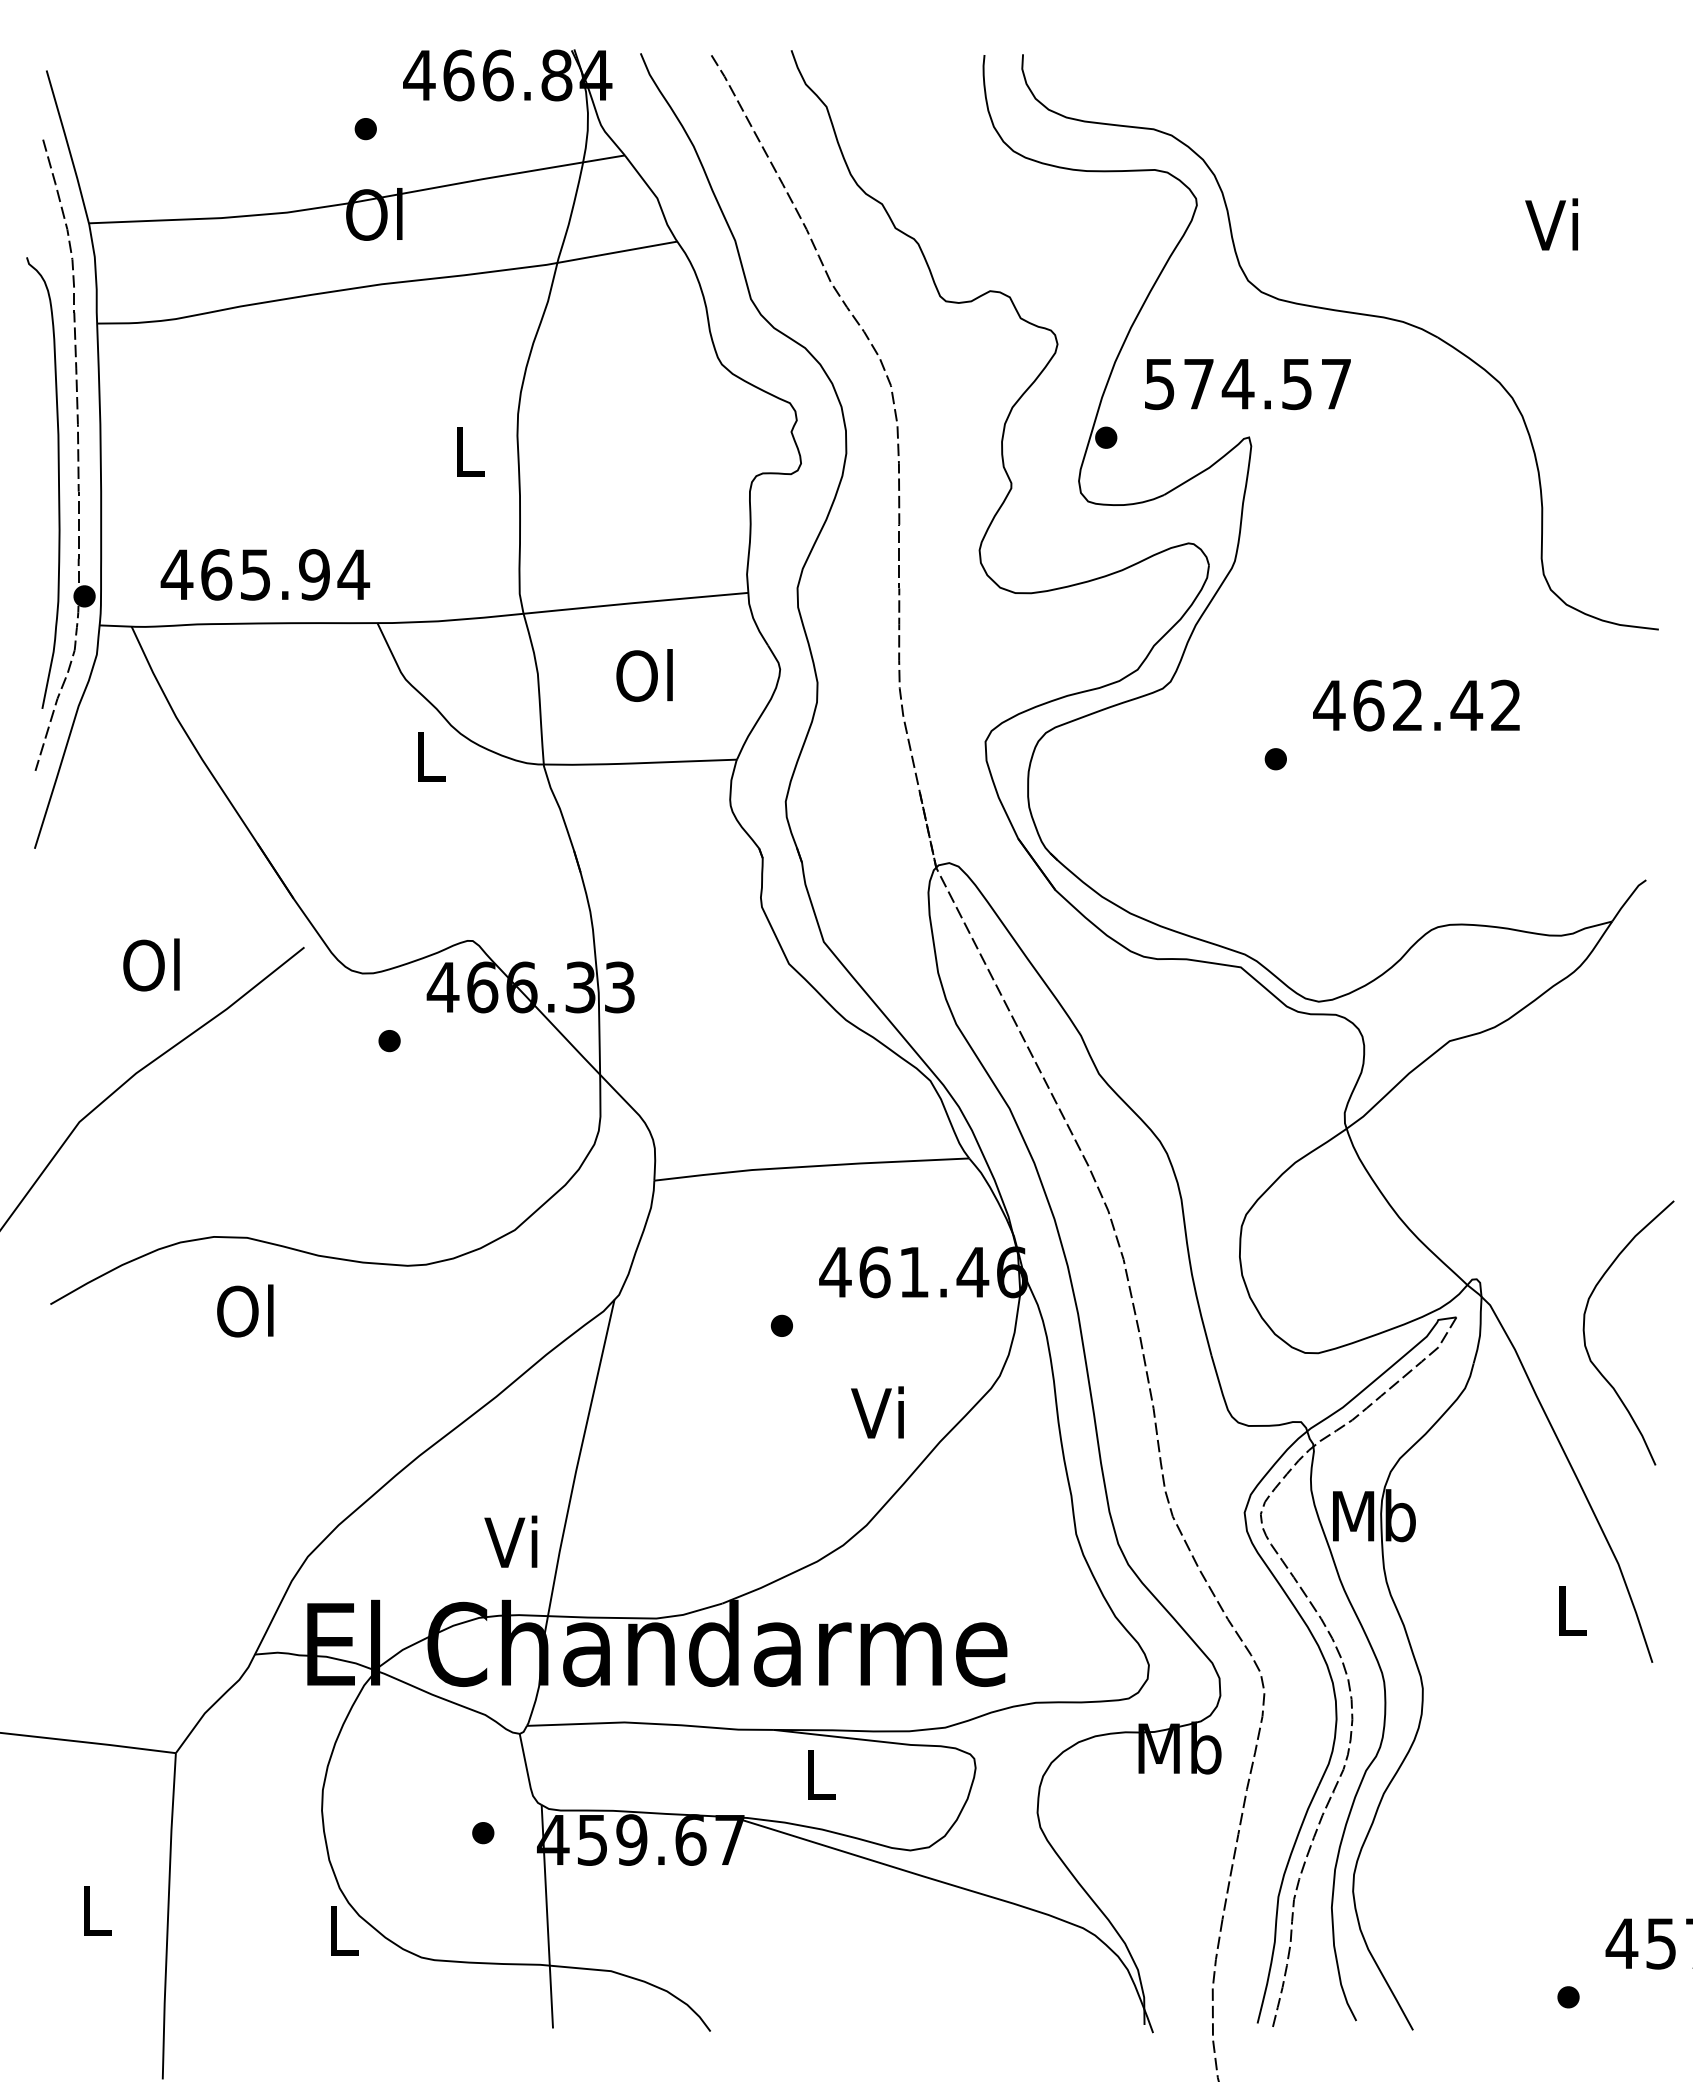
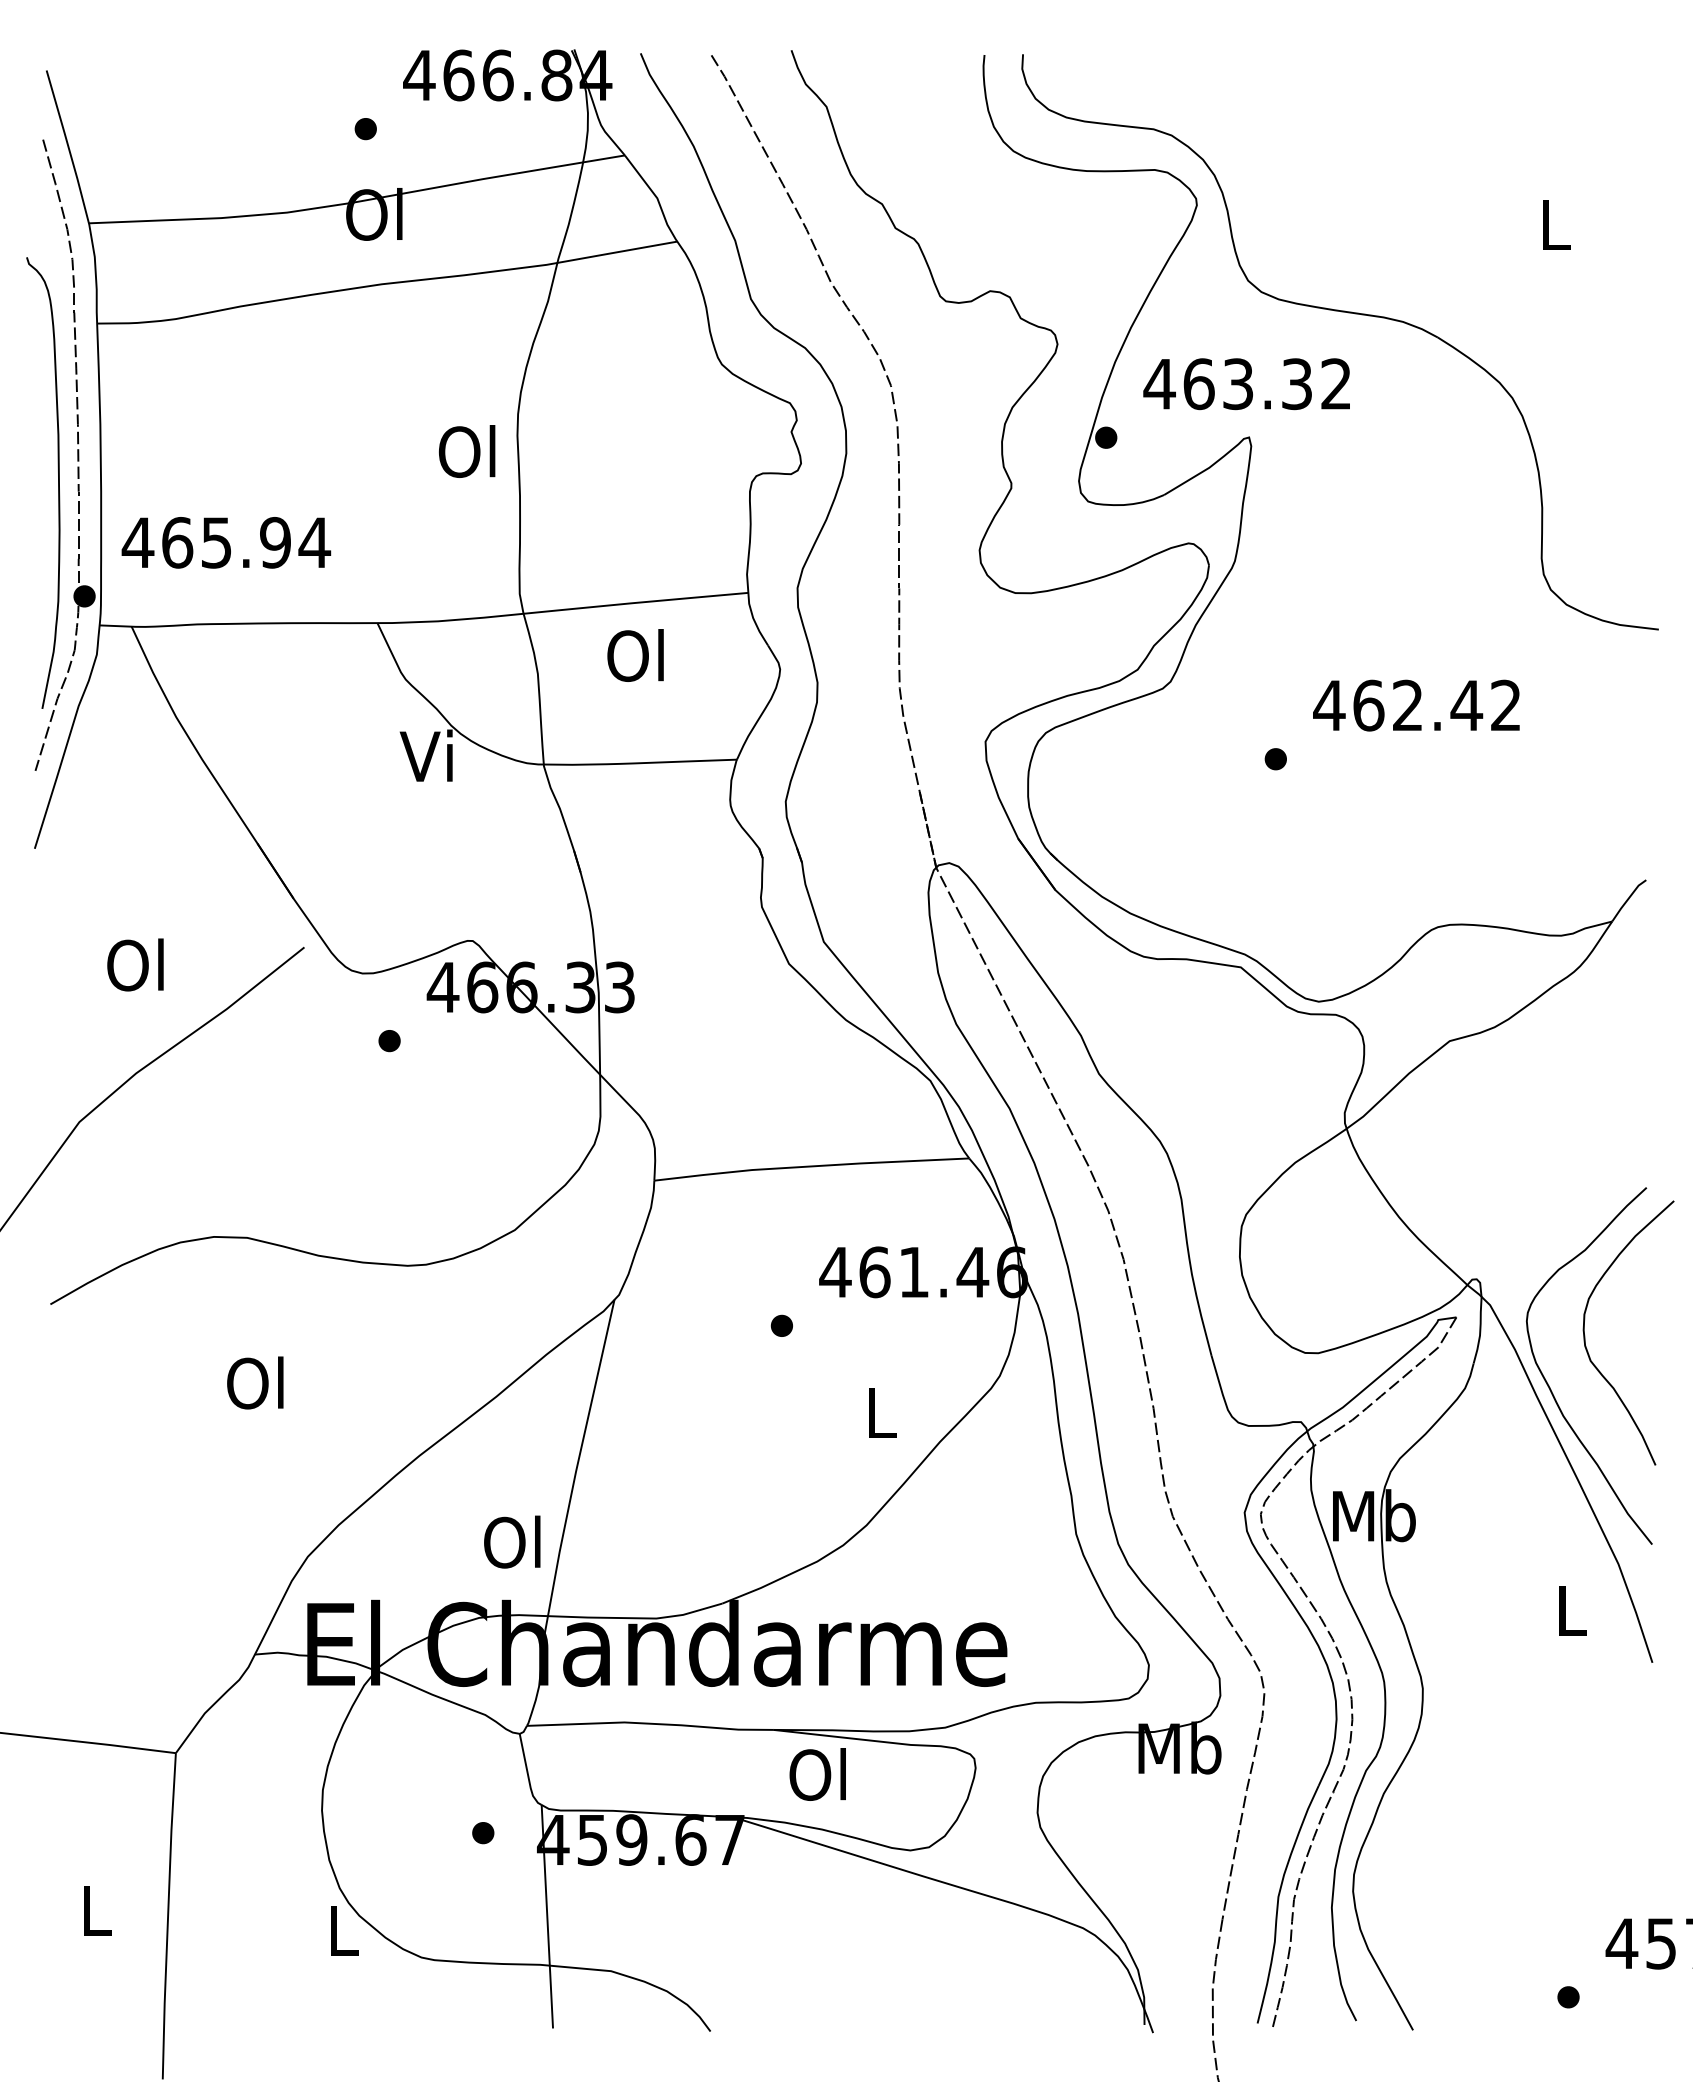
text: Vi -> L (1551, 224)
text: 574.57 -> 463.32 (1246, 384)
text: L -> Ol (466, 451)
text position: (265, 574) -> (226, 542) (226, 542)
text position: (644, 675) -> (635, 655) (635, 655)
text: L -> Vi (425, 755)
text position: (151, 964) -> (135, 964) (135, 964)
text position: (245, 1310) -> (255, 1382) (255, 1382)
curve: none -> present (1549, 1385)
text: Vi -> L (877, 1412)
text: Vi -> Ol (512, 1541)
text: L -> Ol (817, 1774)
